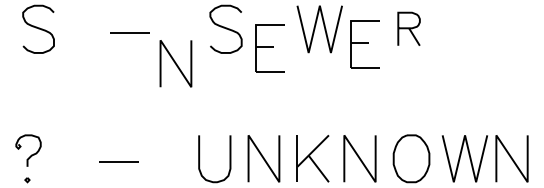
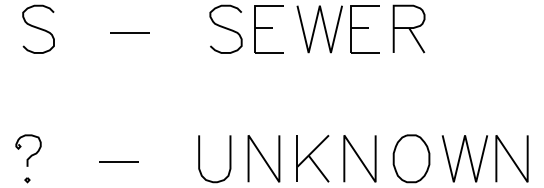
part size: 24x35 px -> 34x50 px (408, 28)
part position: (364, 44) -> (364, 29) (364, 29)
part position: (269, 48) -> (268, 29) (268, 29)
line: present -> none (175, 63)
